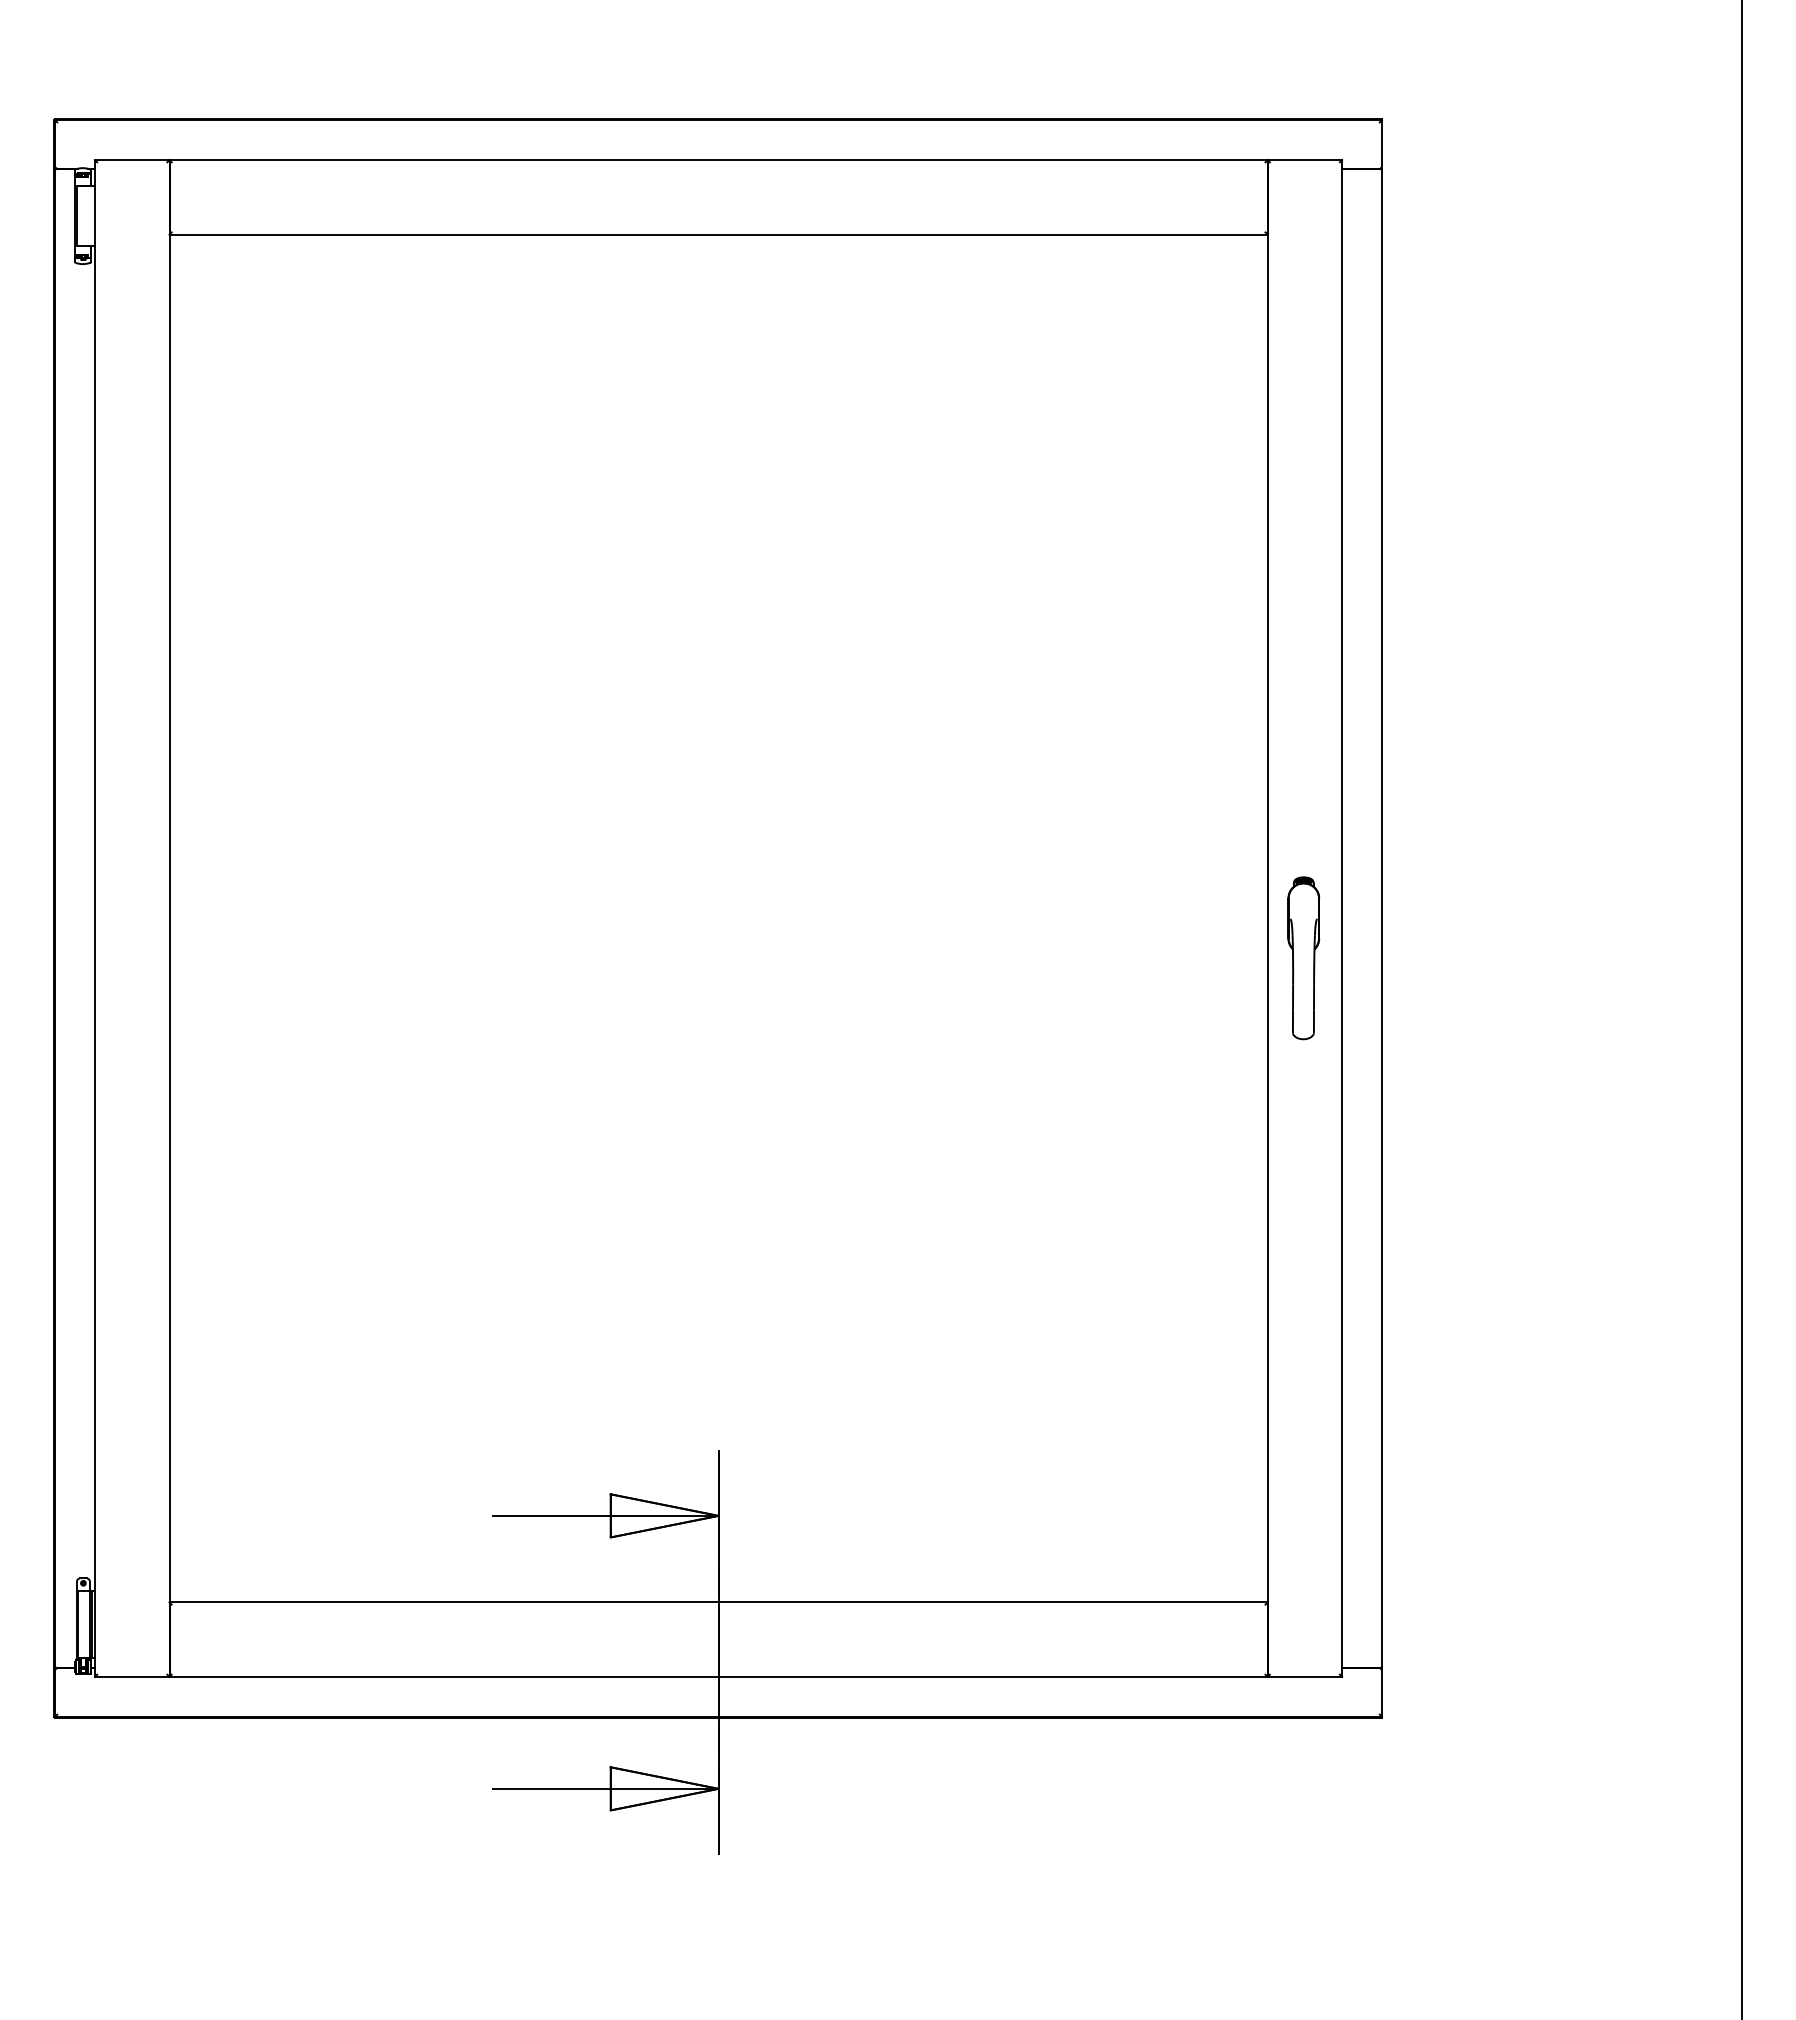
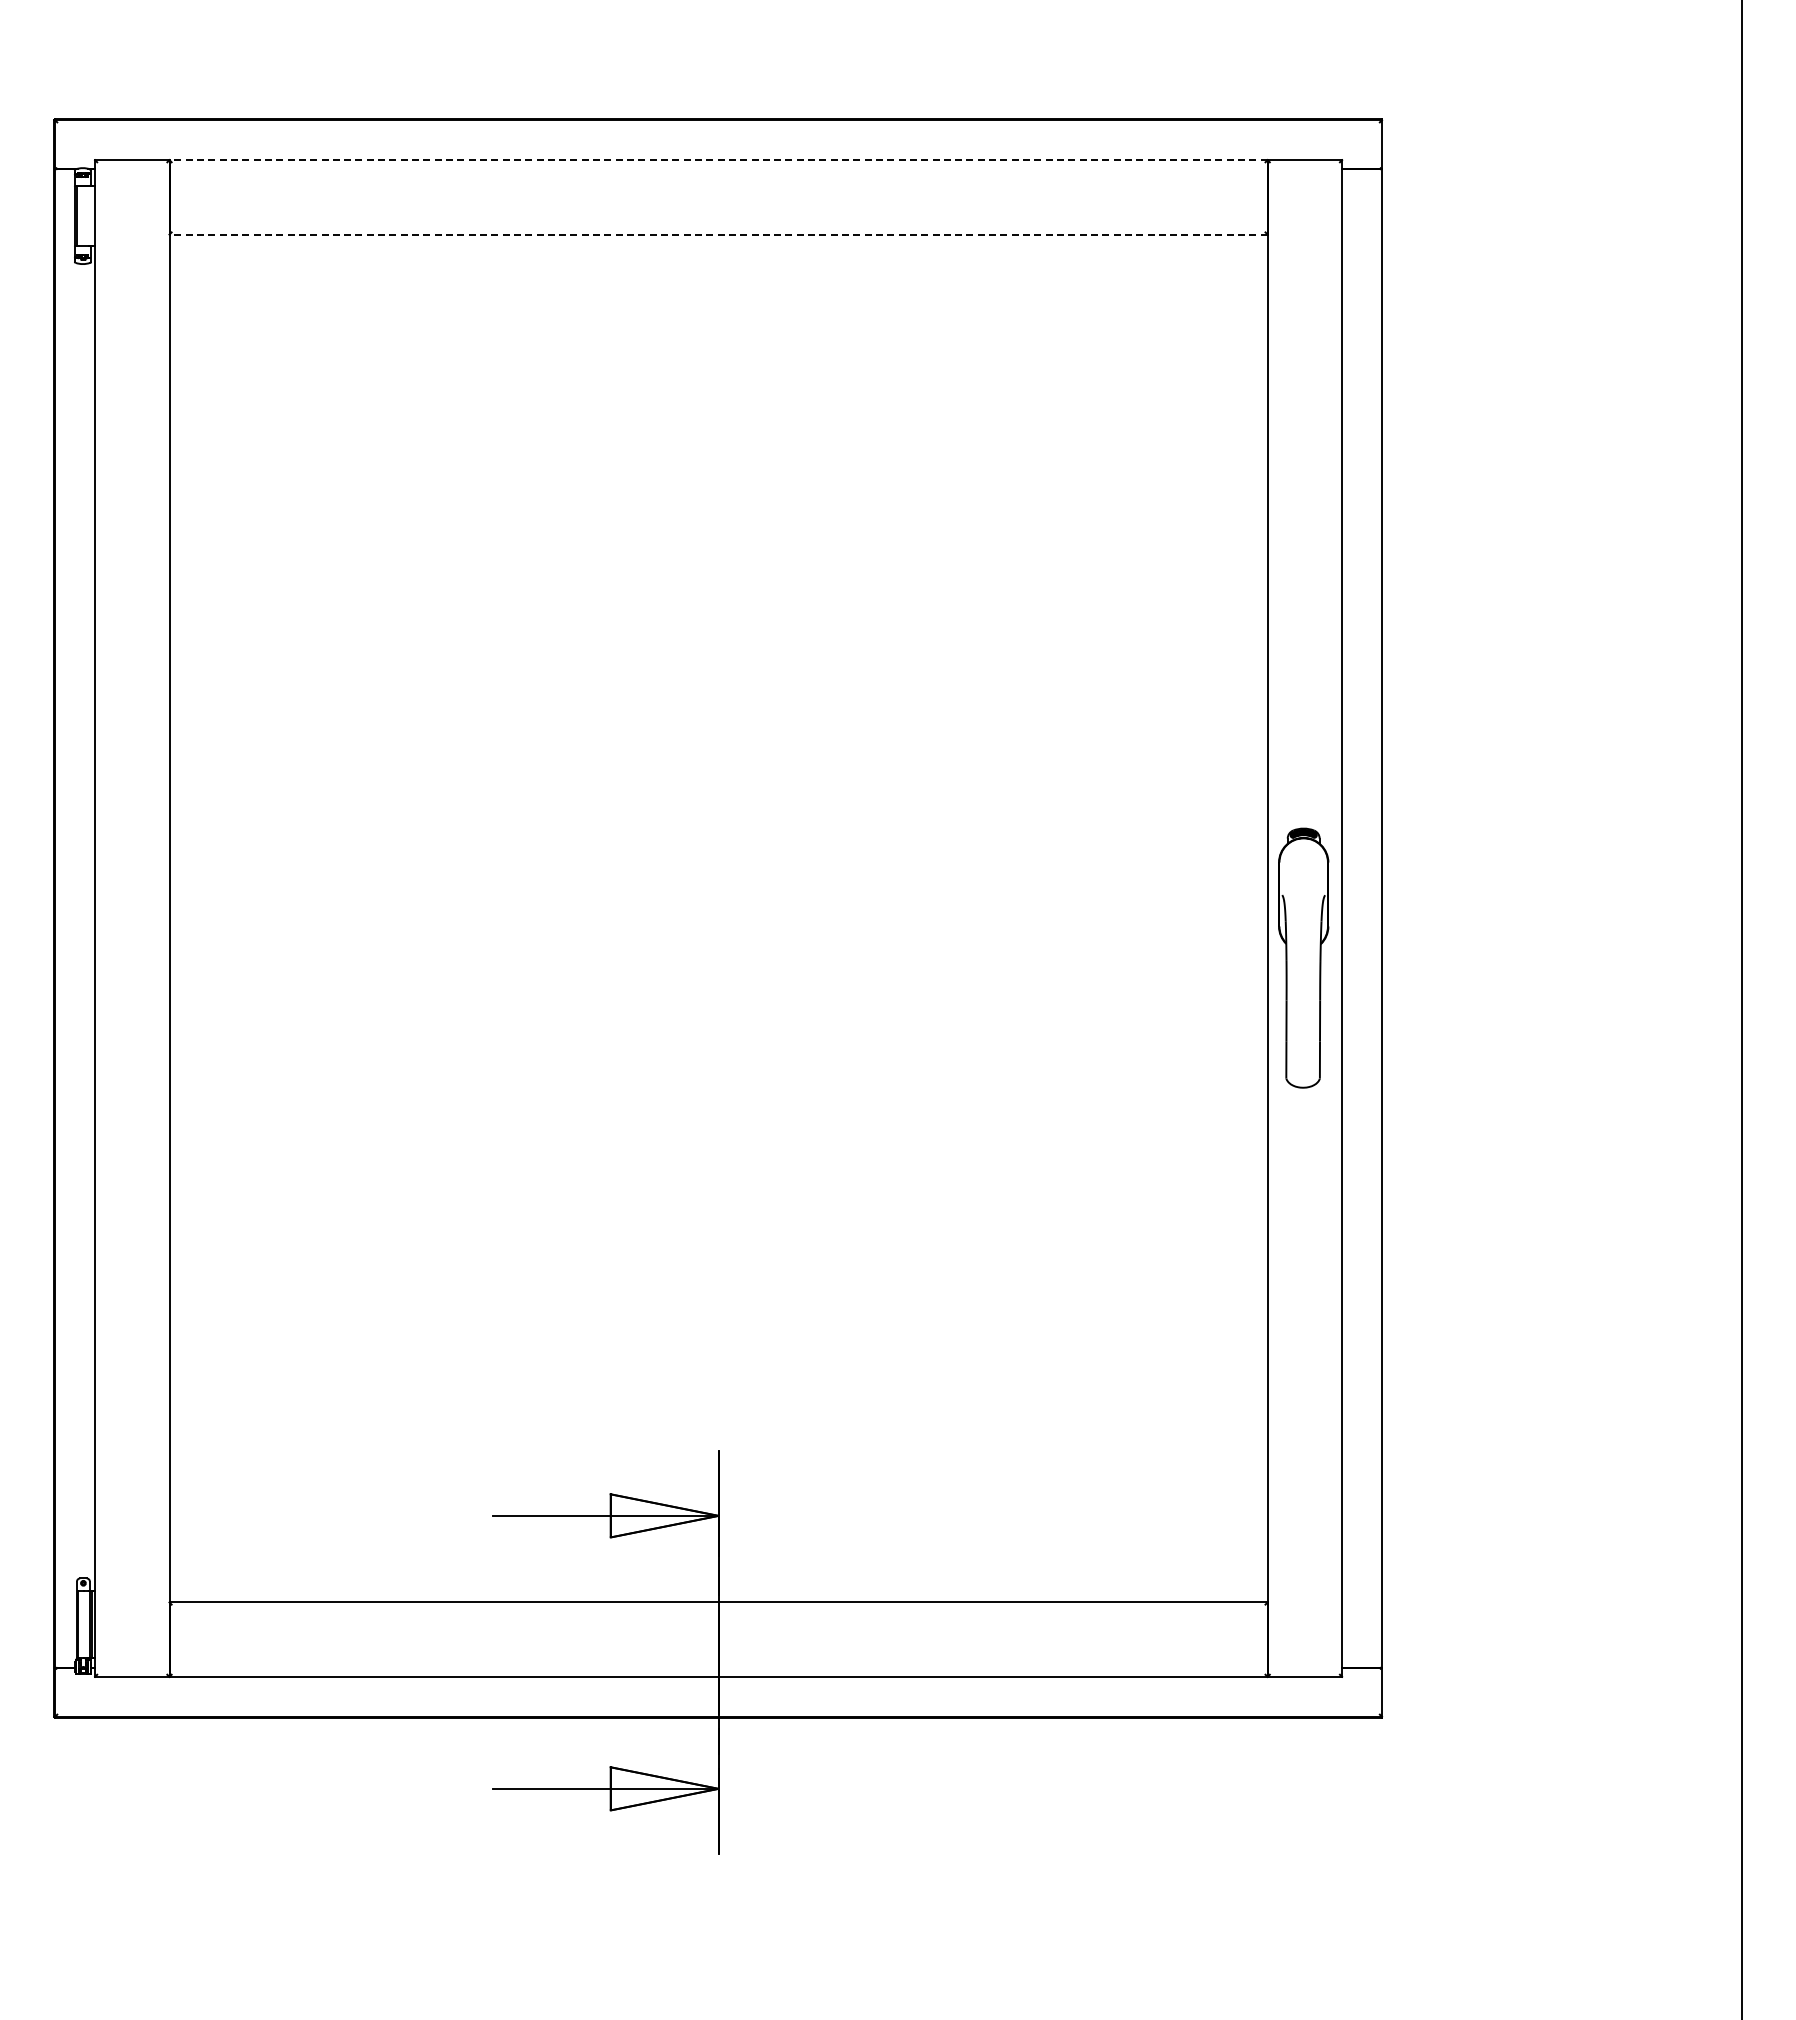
line: solid -> dashed (718, 160)
line: solid -> dashed (718, 234)
part size: 34x165 px -> 52x262 px (1303, 957)
